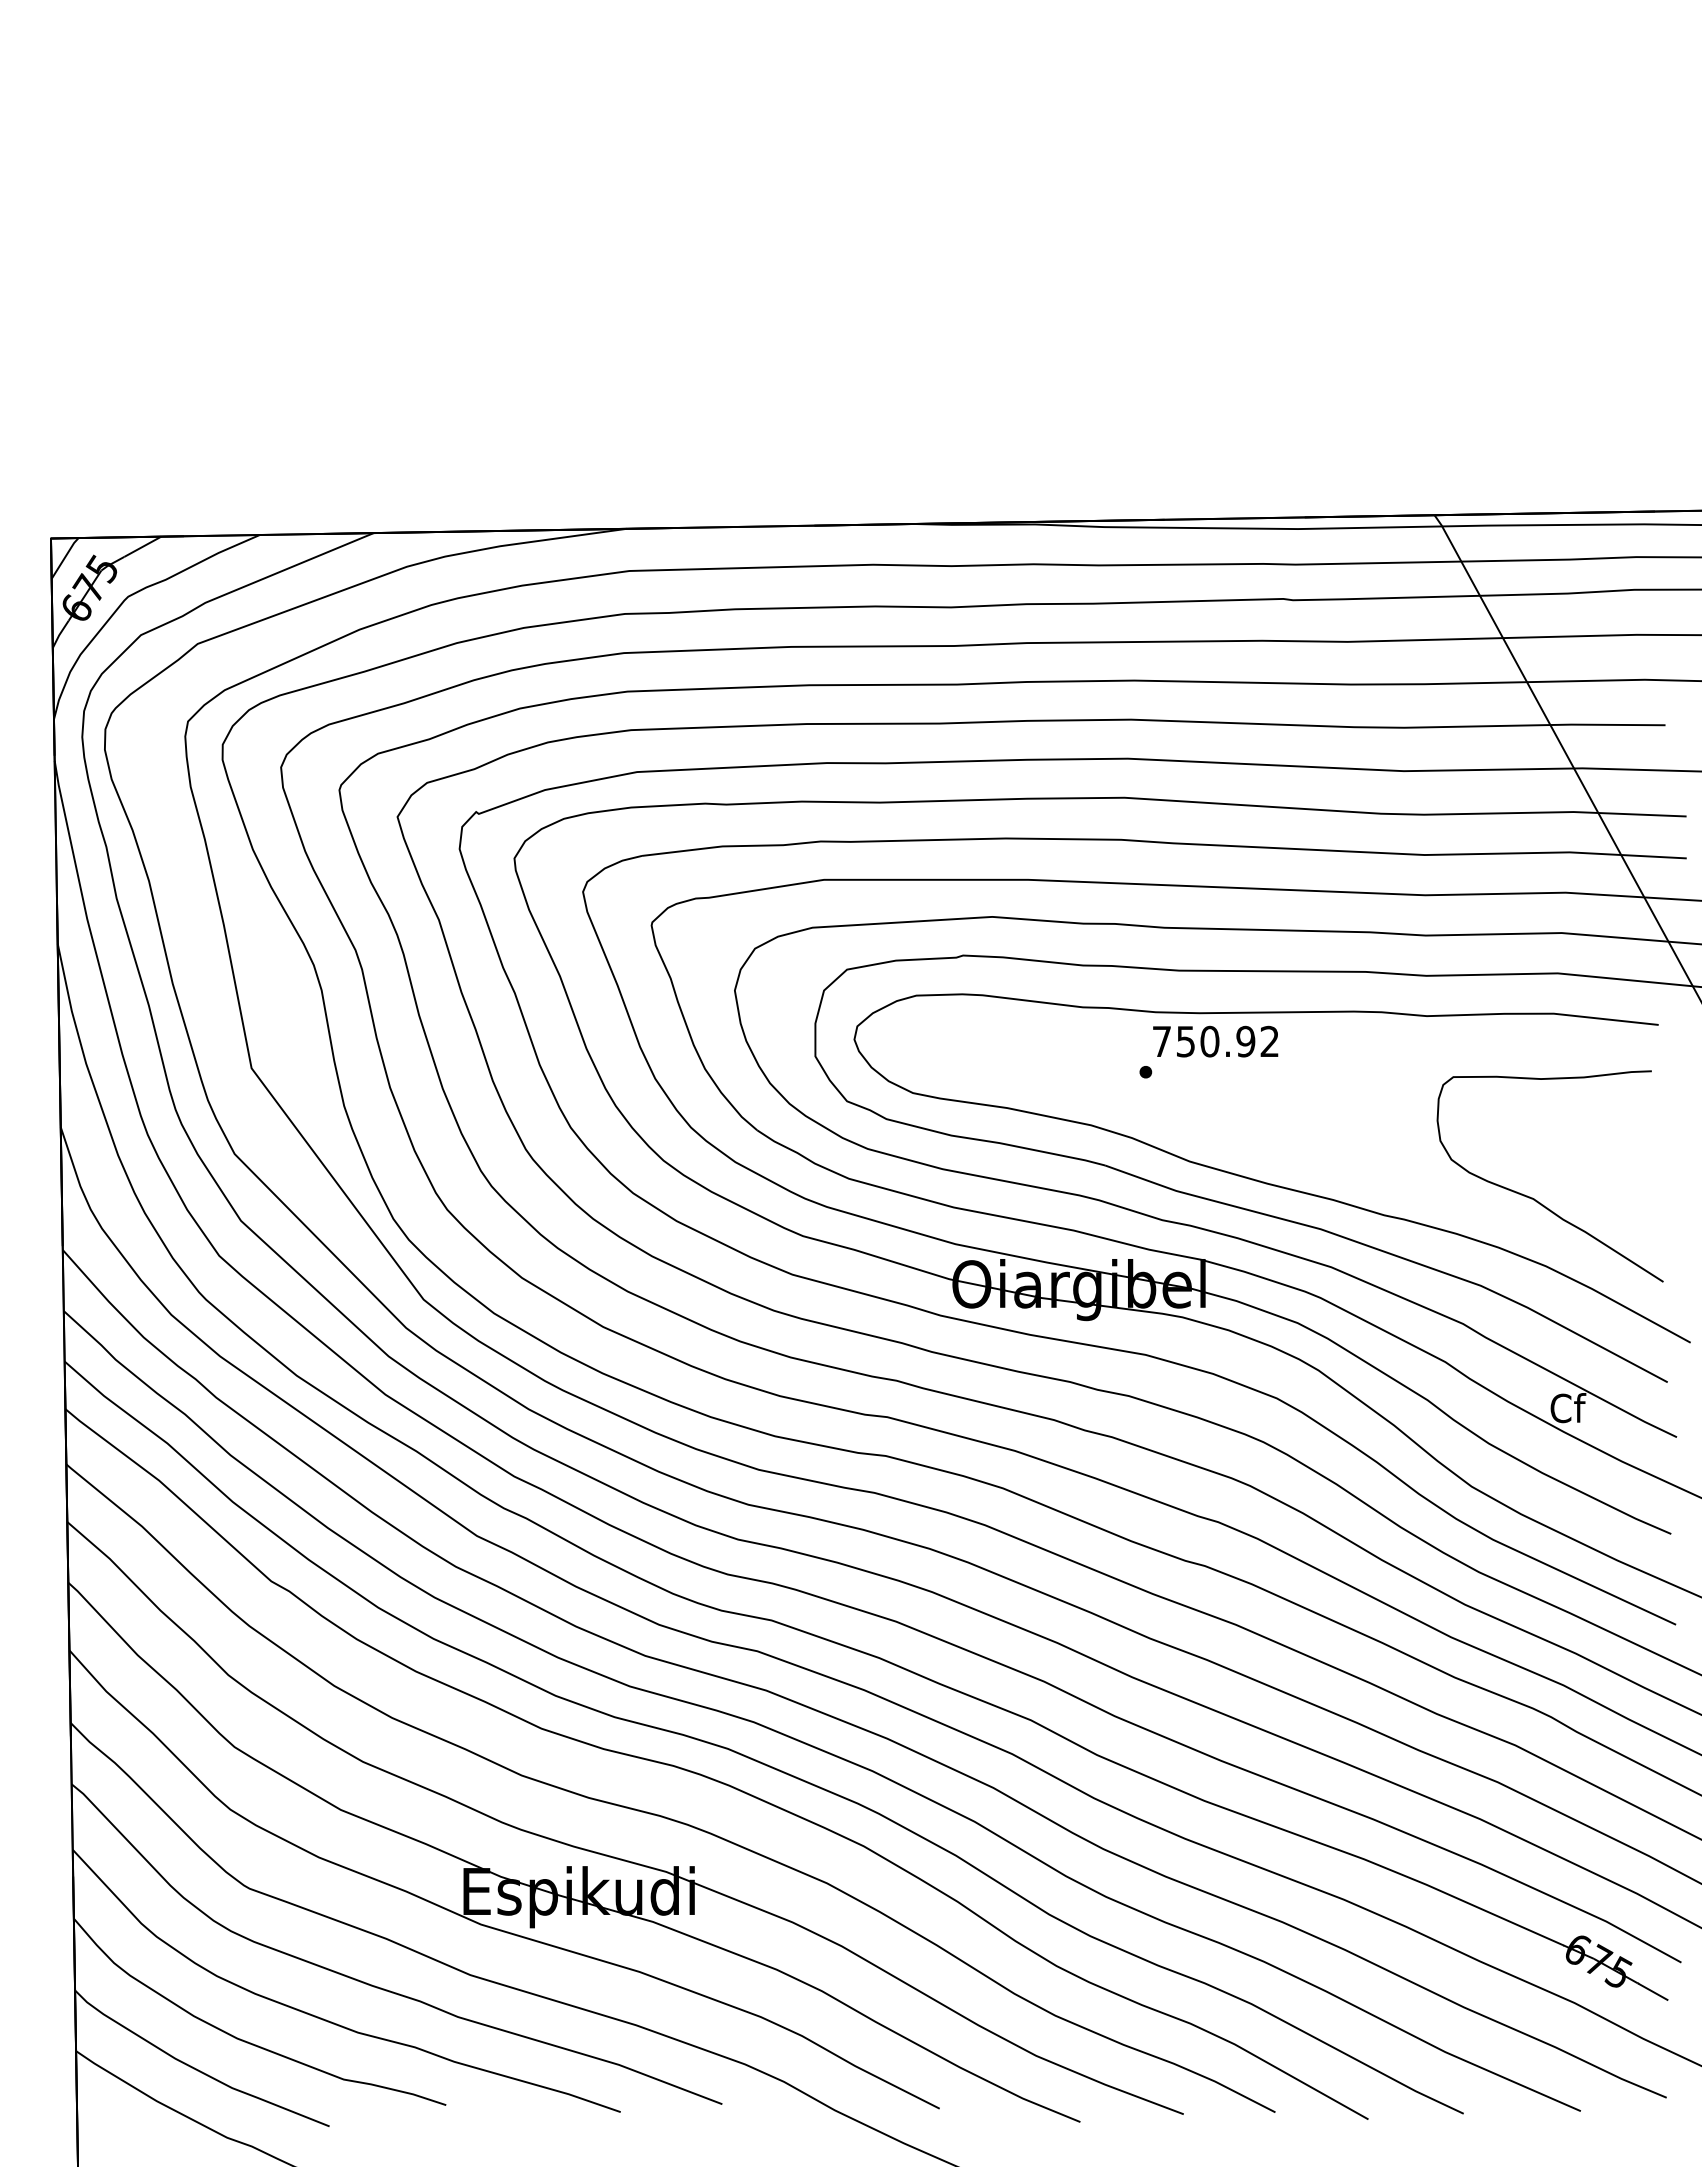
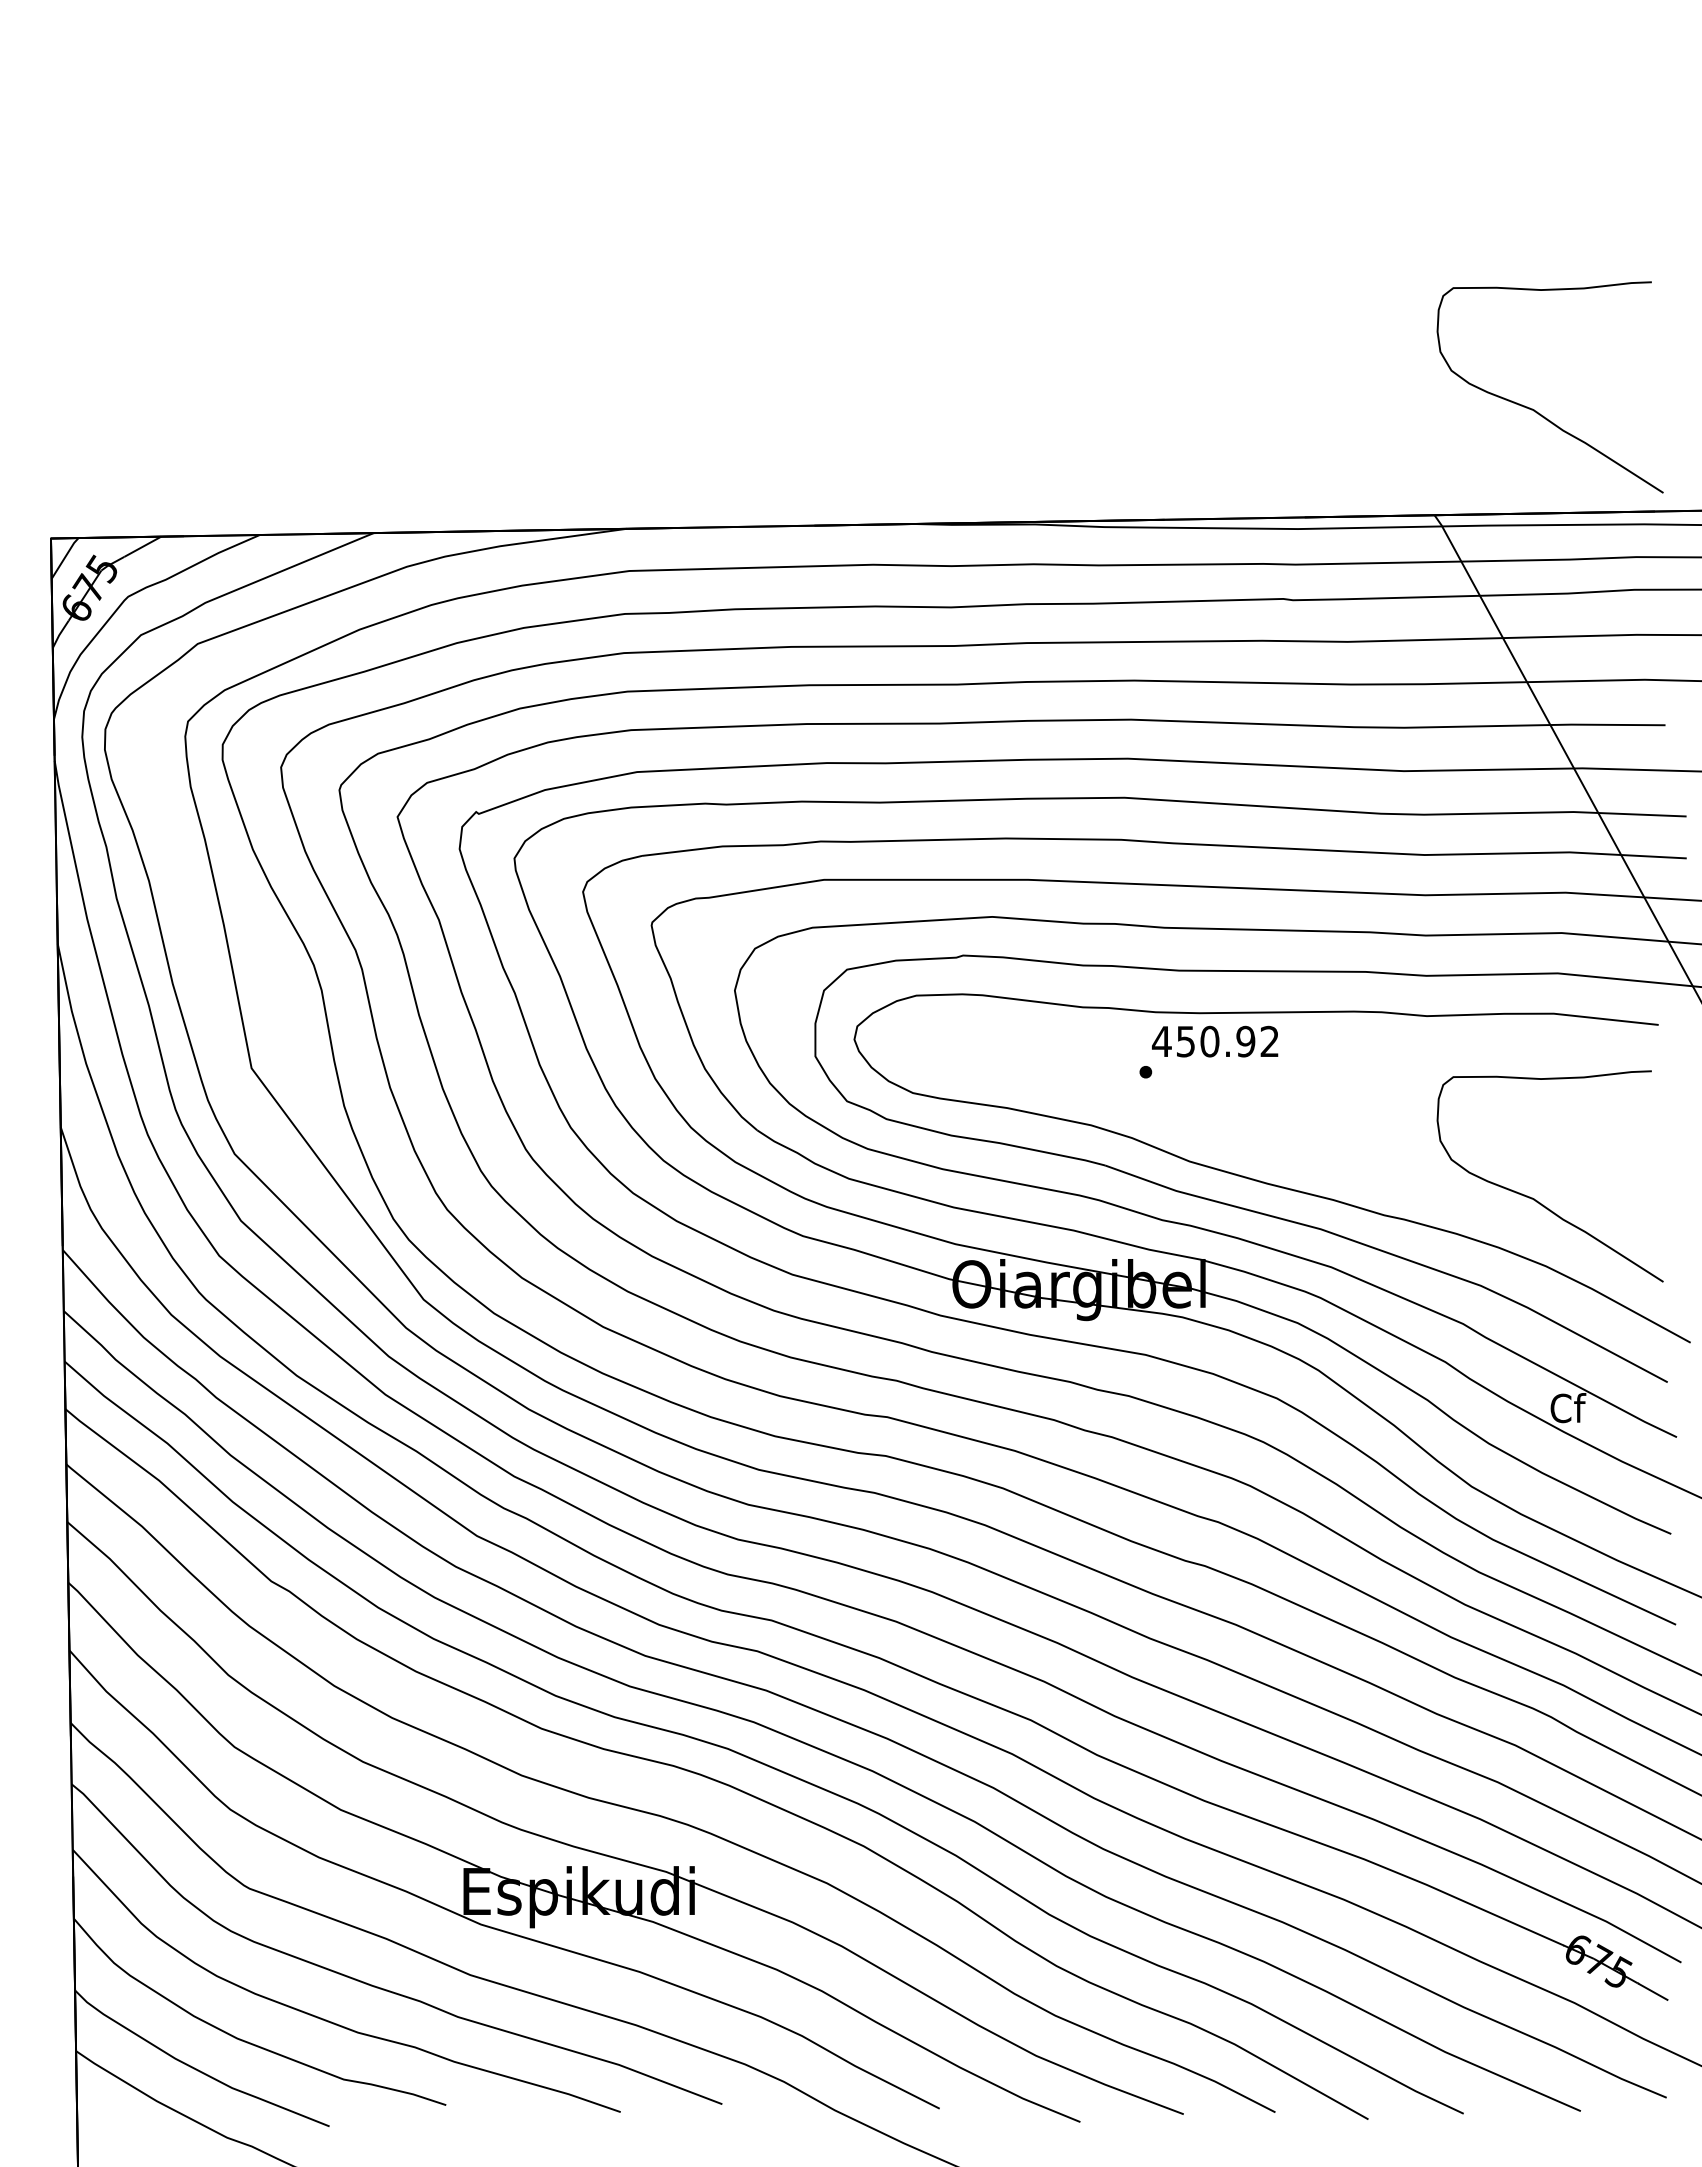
curve: none -> present (1534, 409)
text: 750.92 -> 450.92 (1161, 1041)
